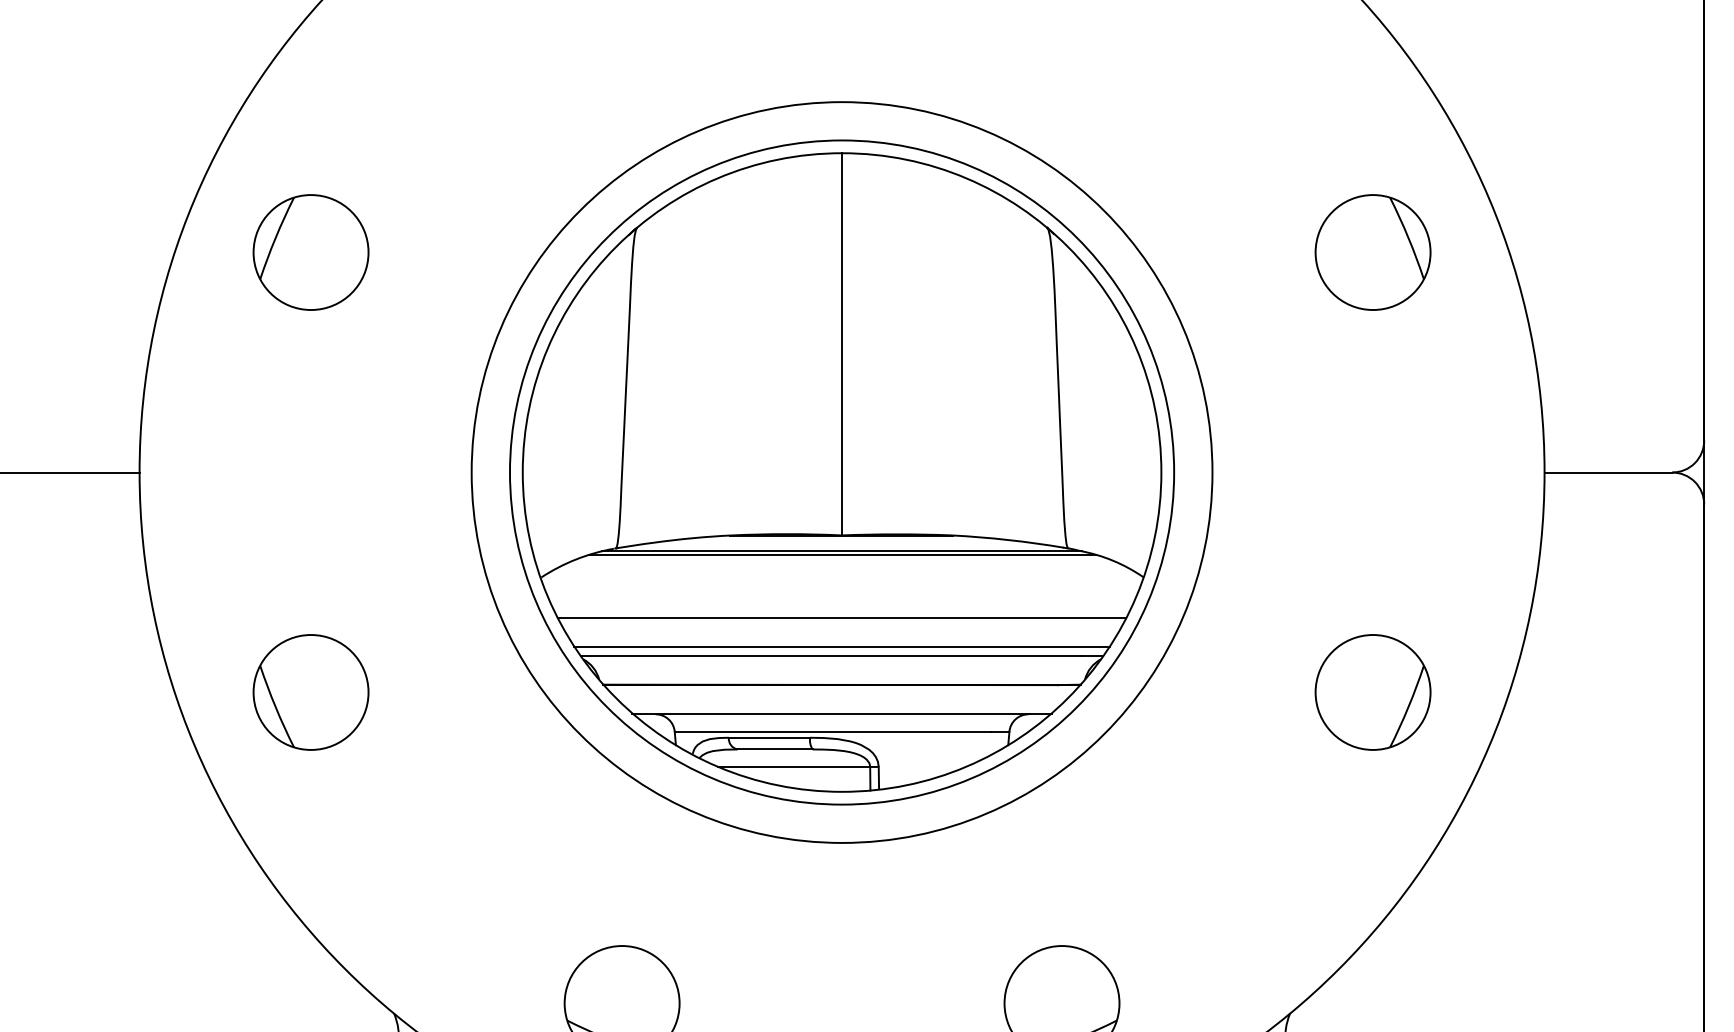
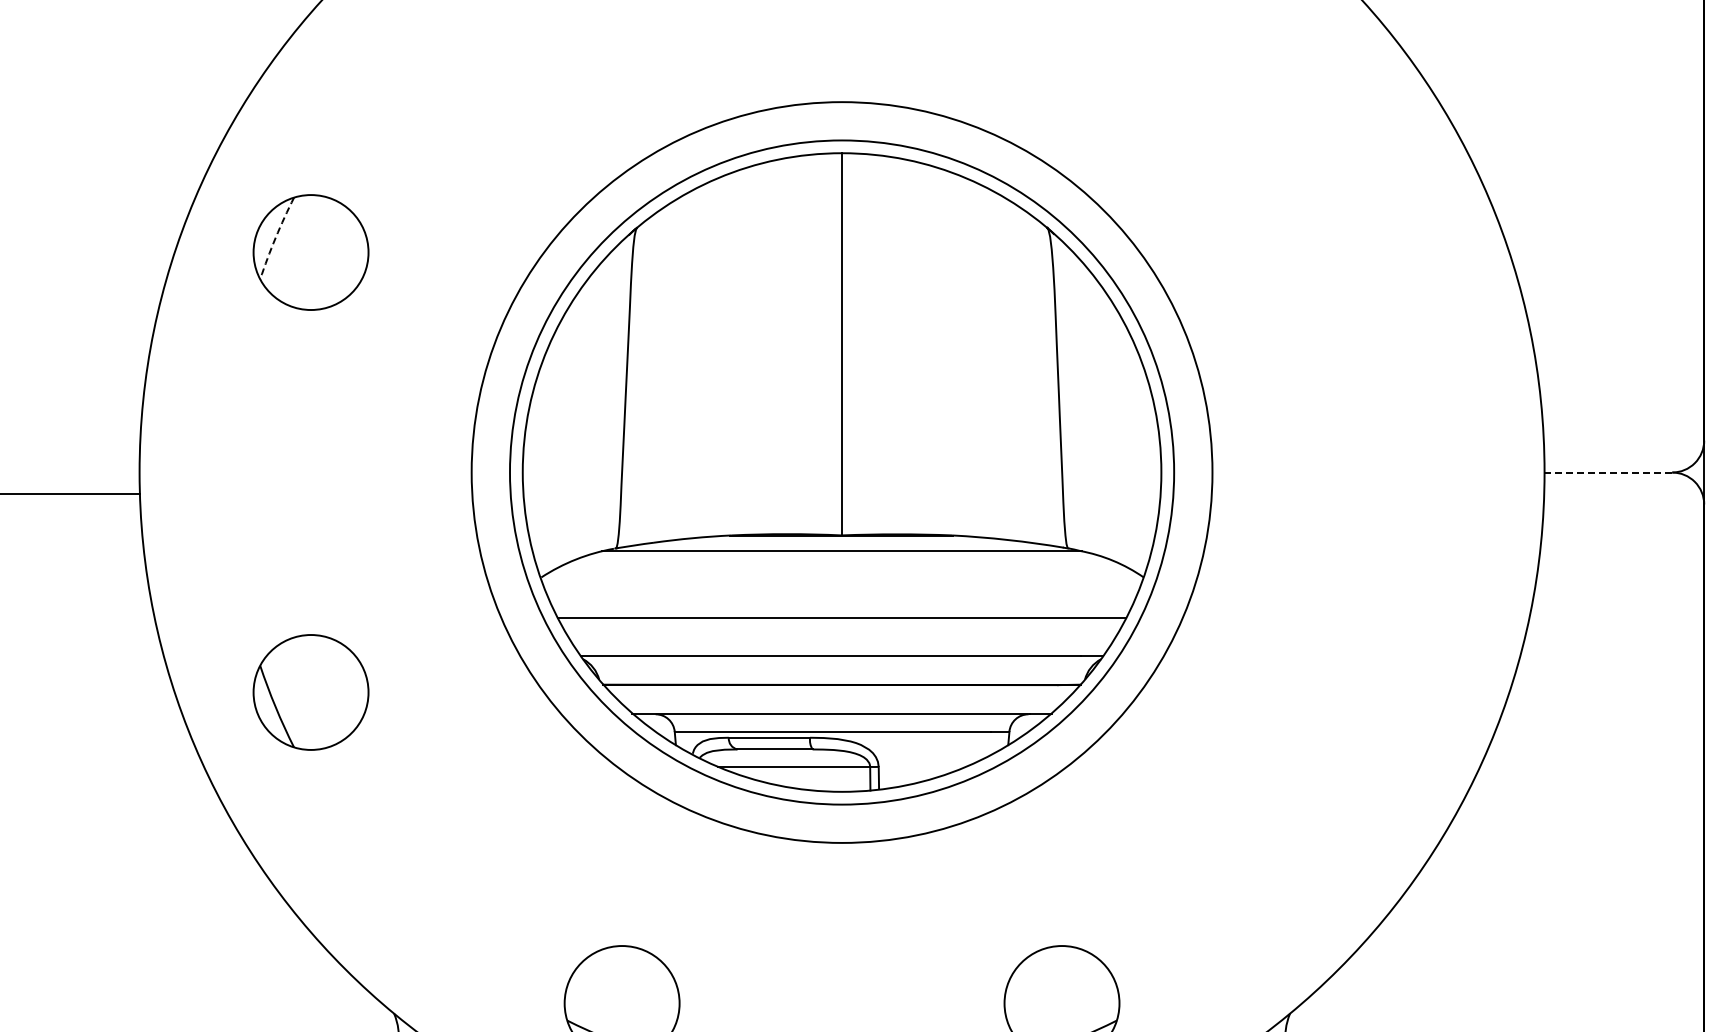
arc: solid -> dashed (275, 237)
part: present -> none (1372, 252)
line position: (70, 472) -> (70, 493) (70, 493)
line: solid -> dashed (1608, 472)
line: present -> none (842, 554)
line: present -> none (841, 646)
part: present -> none (1372, 692)
